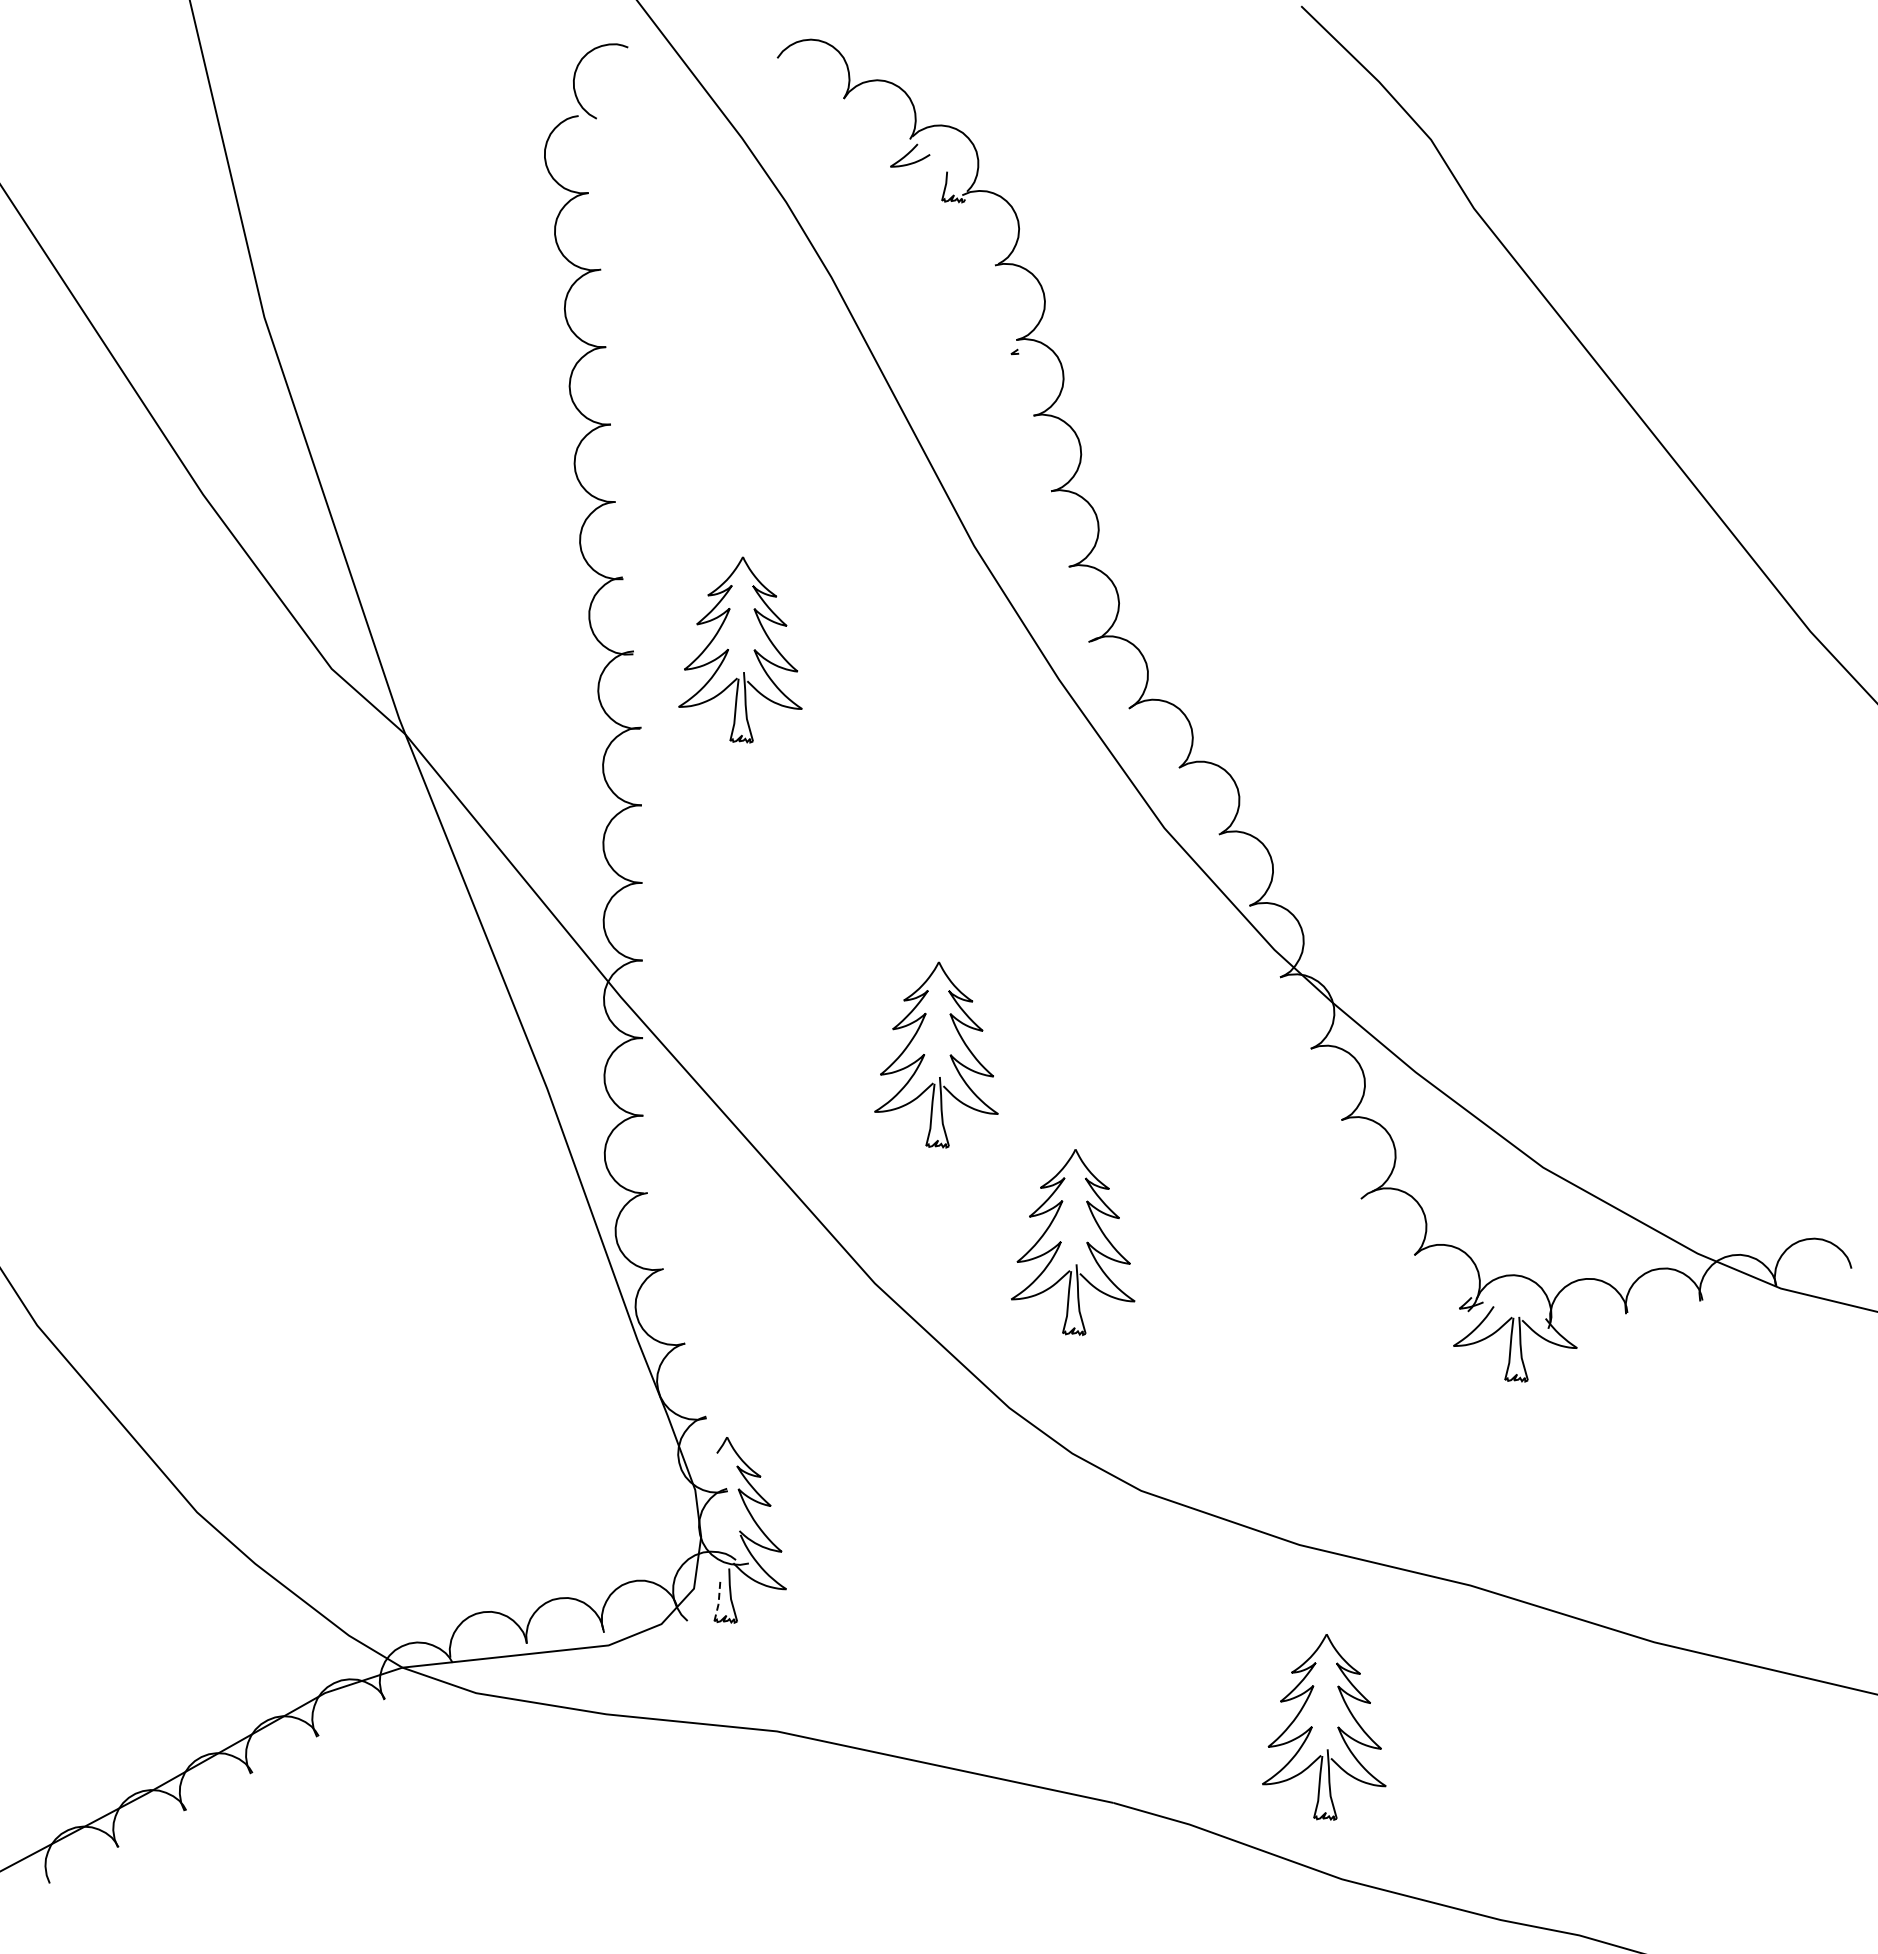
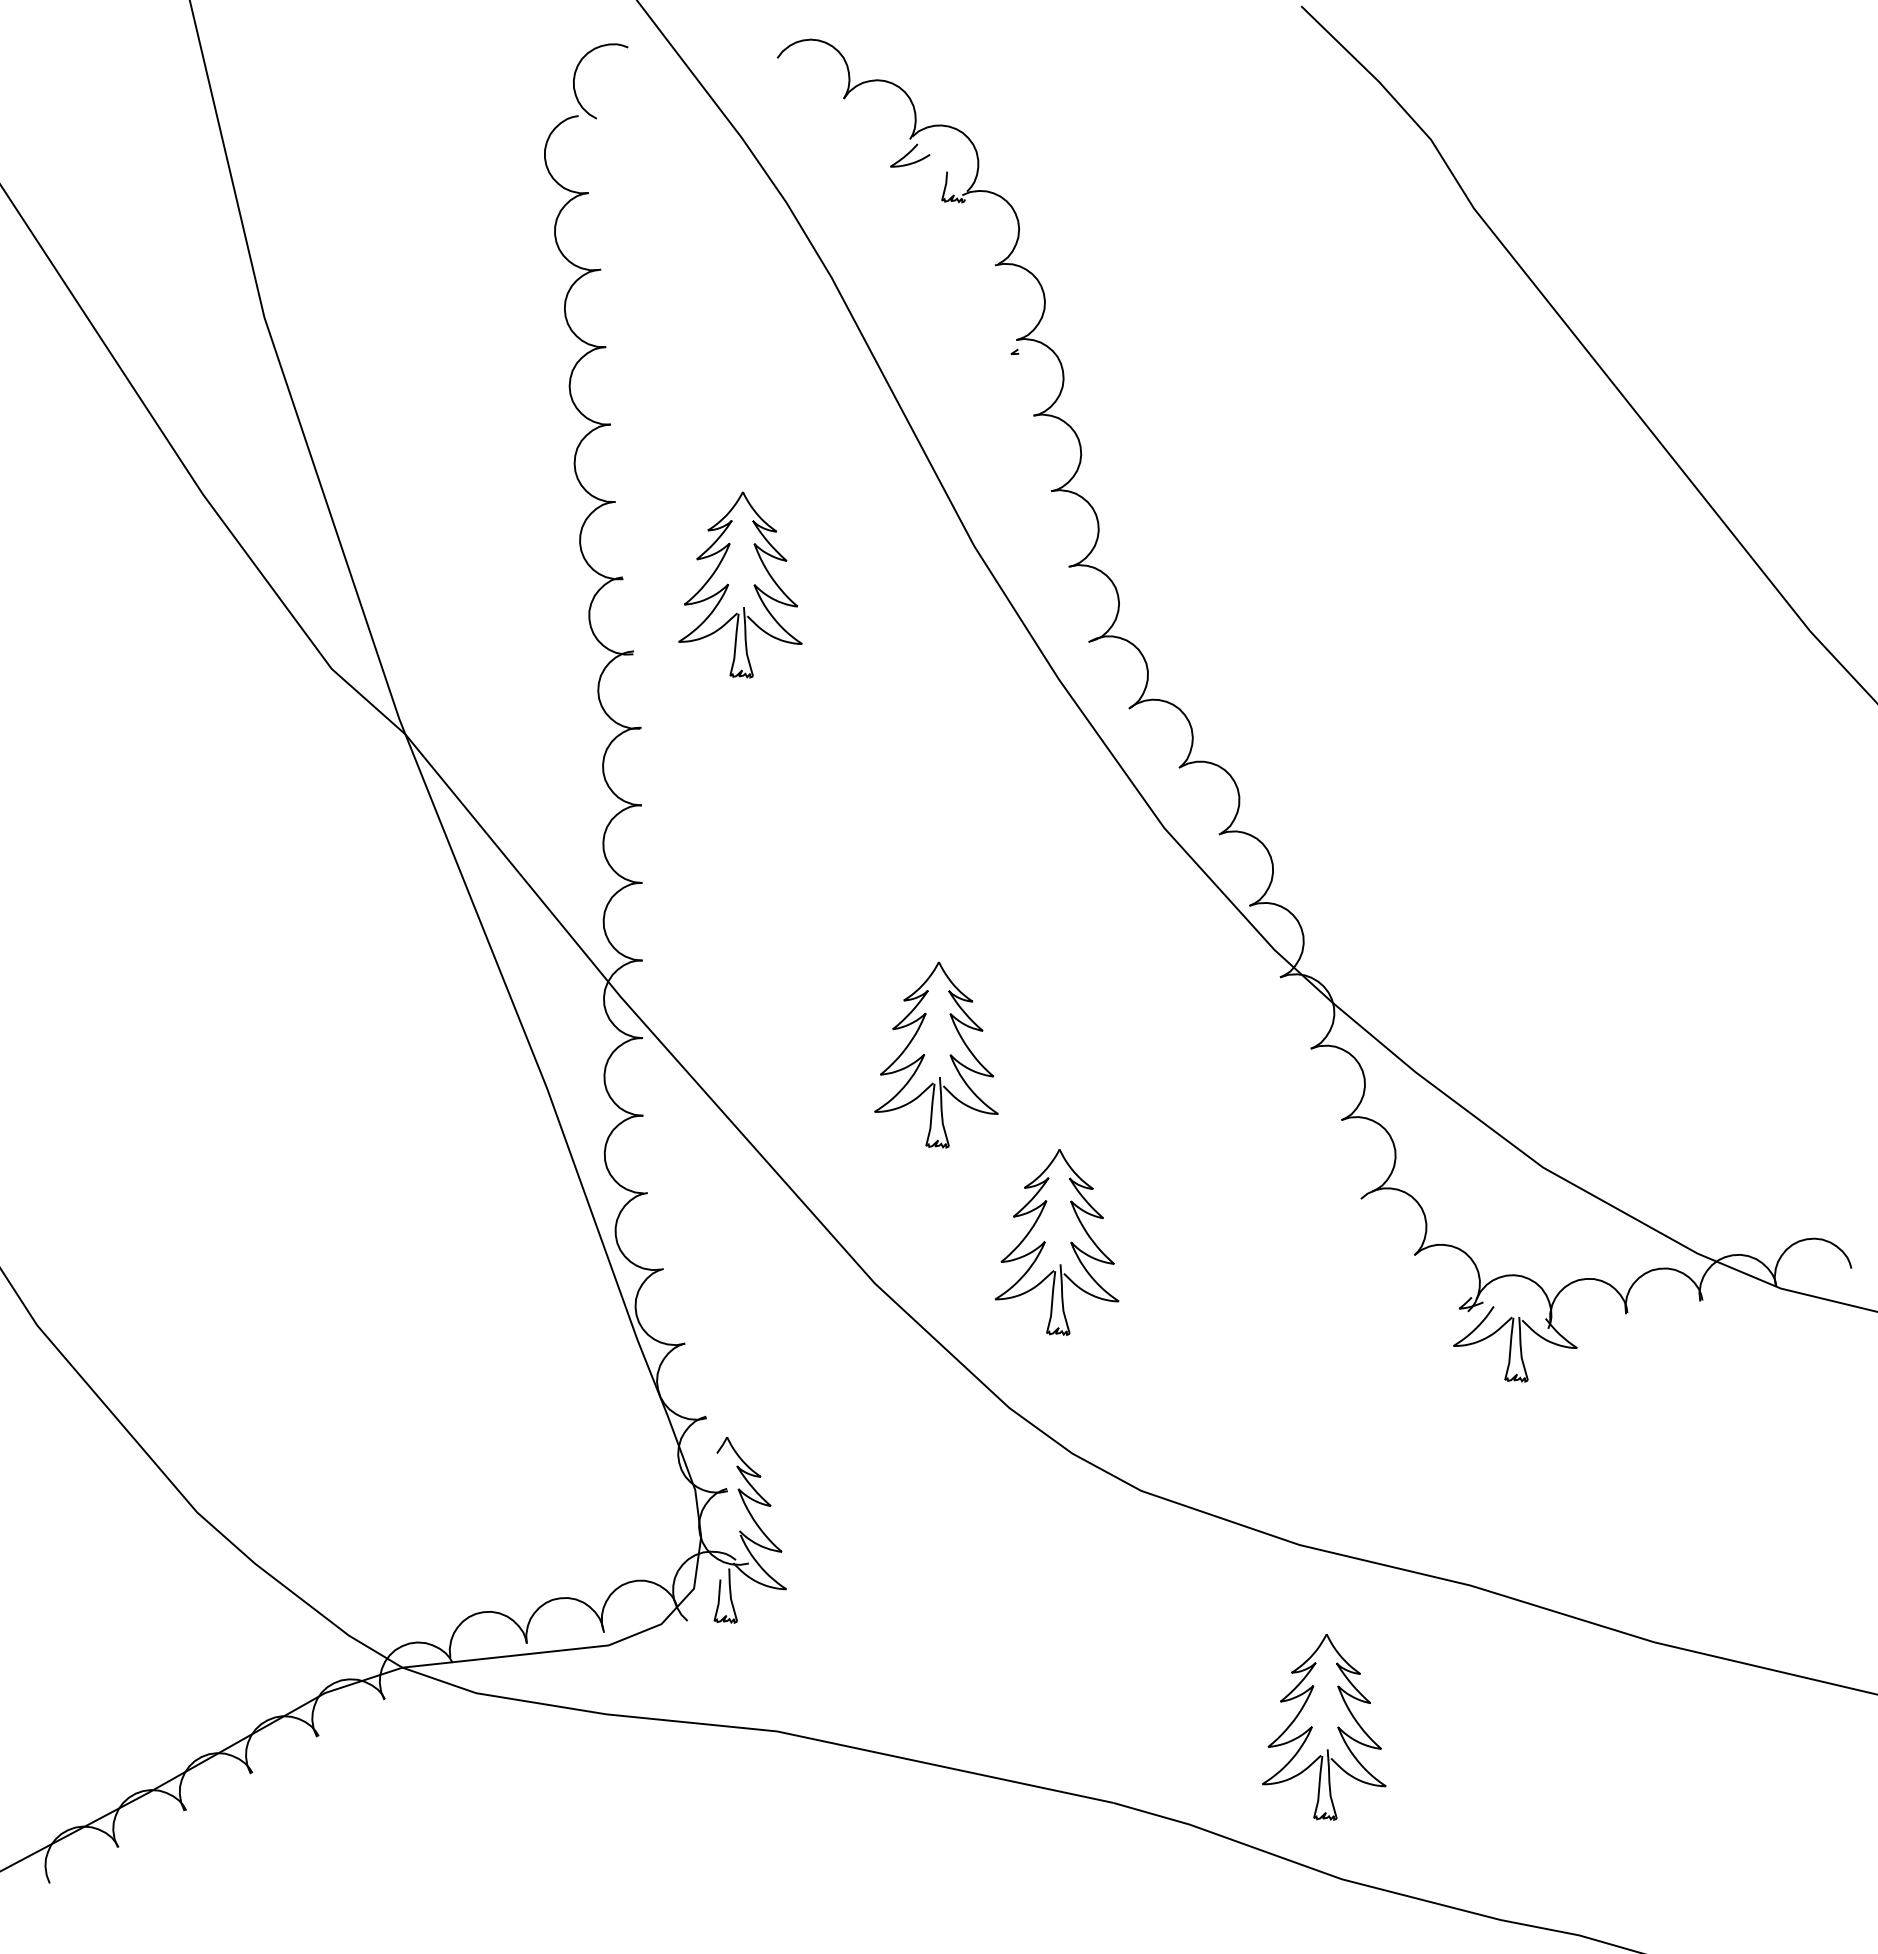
part position: (728, 649) -> (728, 584) (728, 584)
part position: (1073, 1242) -> (1057, 1242) (1057, 1242)
line: dashed -> solid (718, 1601)
